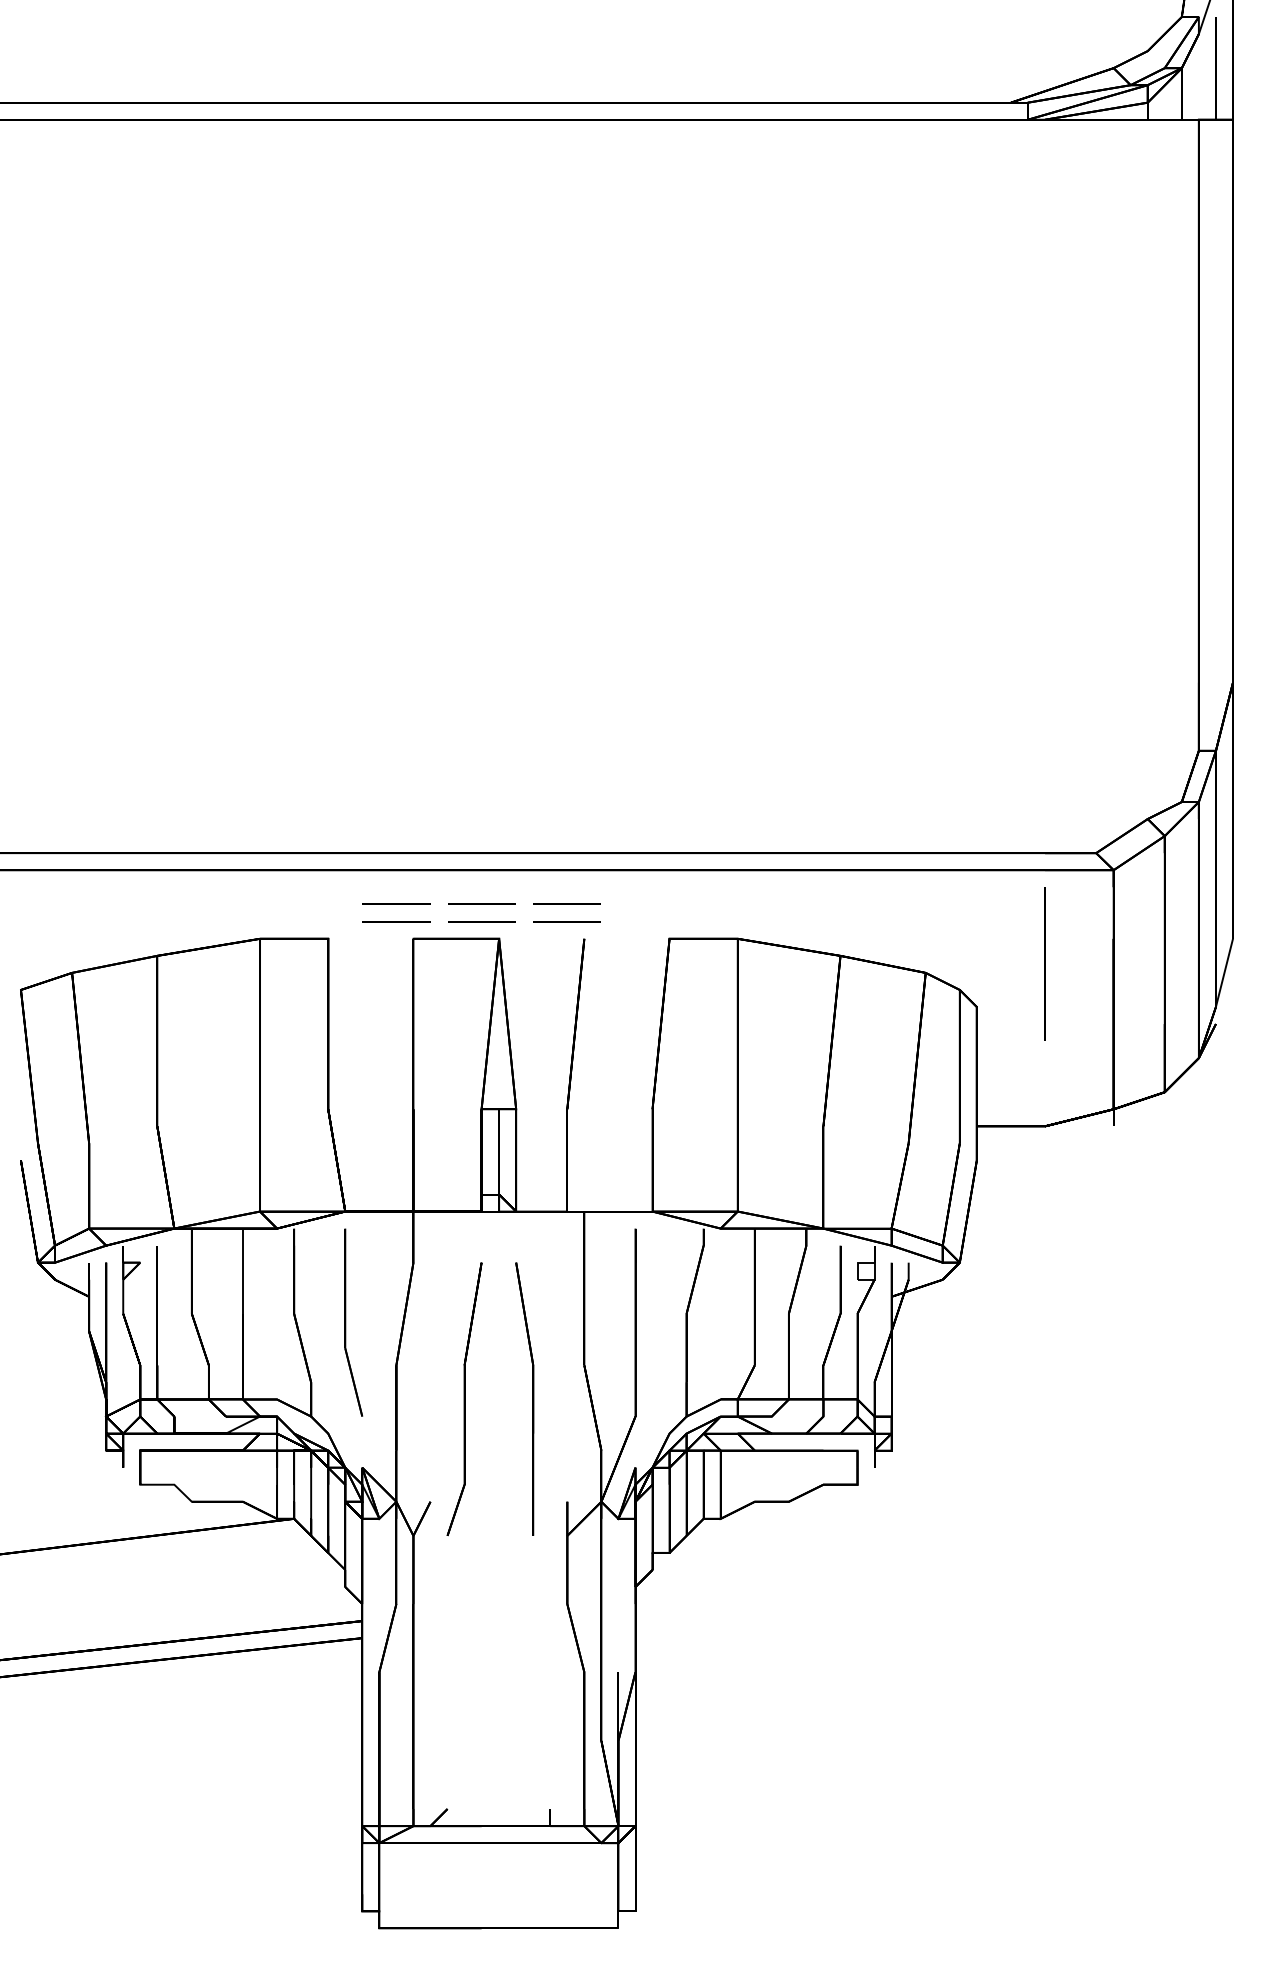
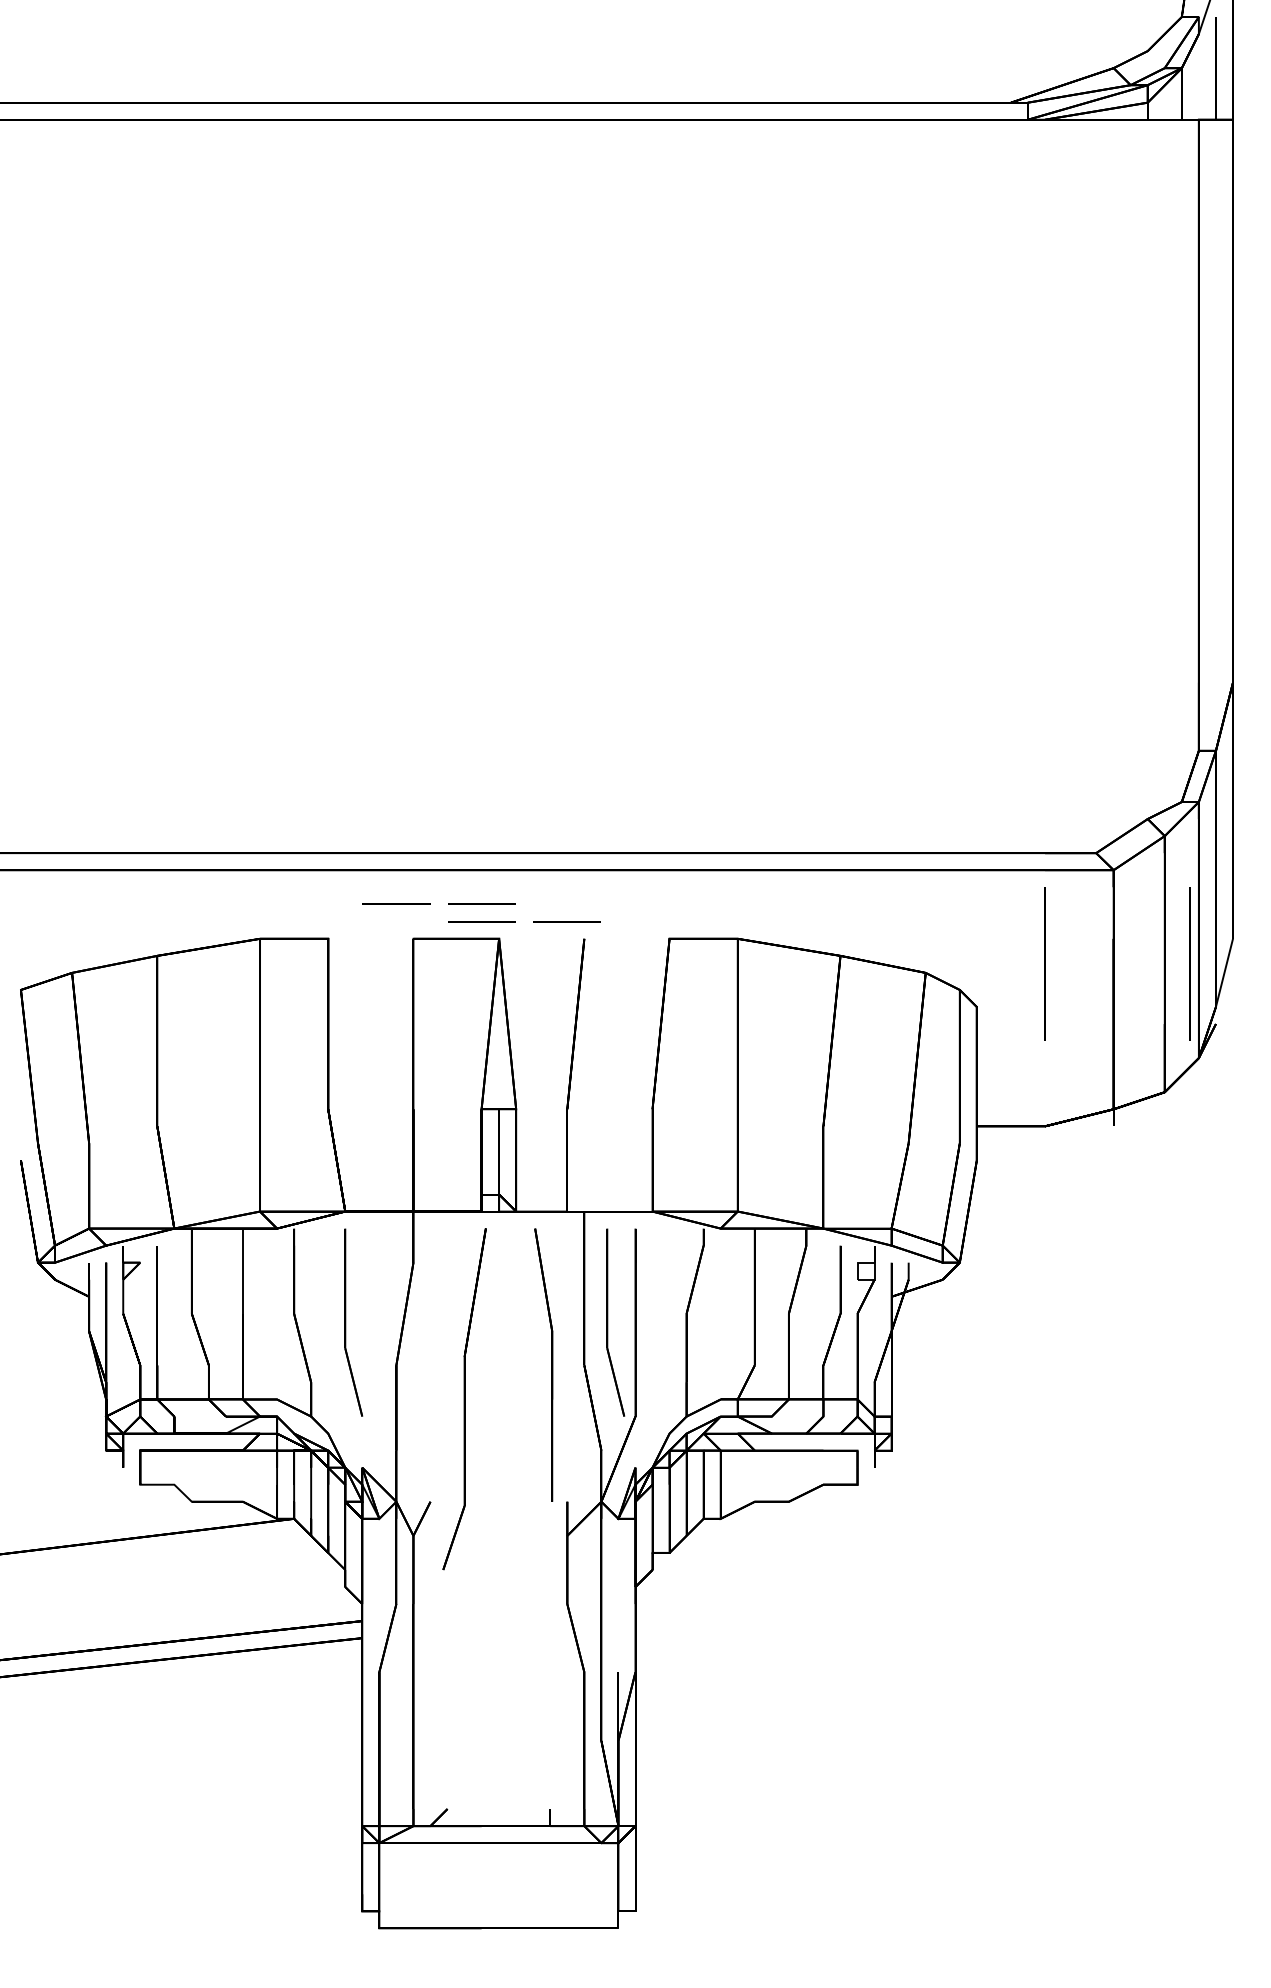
line: present -> none (566, 903)
line: present -> none (396, 921)
line: none -> present (1189, 963)
part: none -> present (608, 1322)
part position: (532, 1398) -> (551, 1364) (551, 1364)
part size: 37x275 px -> 45x343 px (464, 1399)
